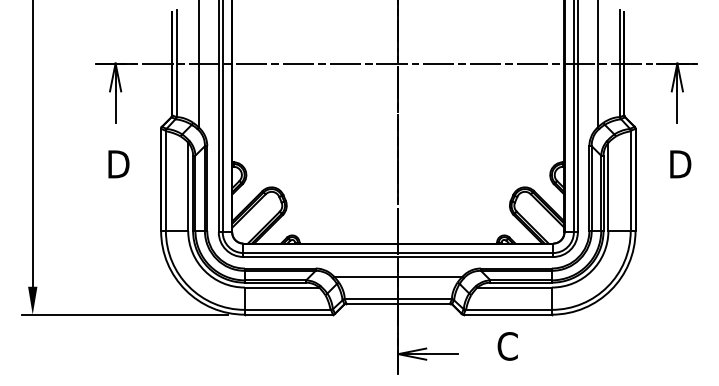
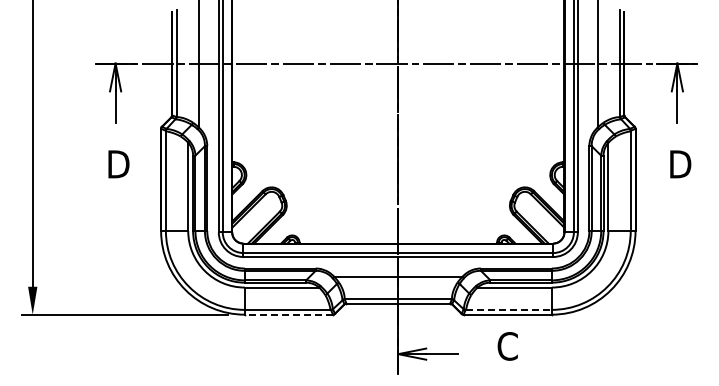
line: solid -> dashed (509, 309)
line: solid -> dashed (288, 314)
